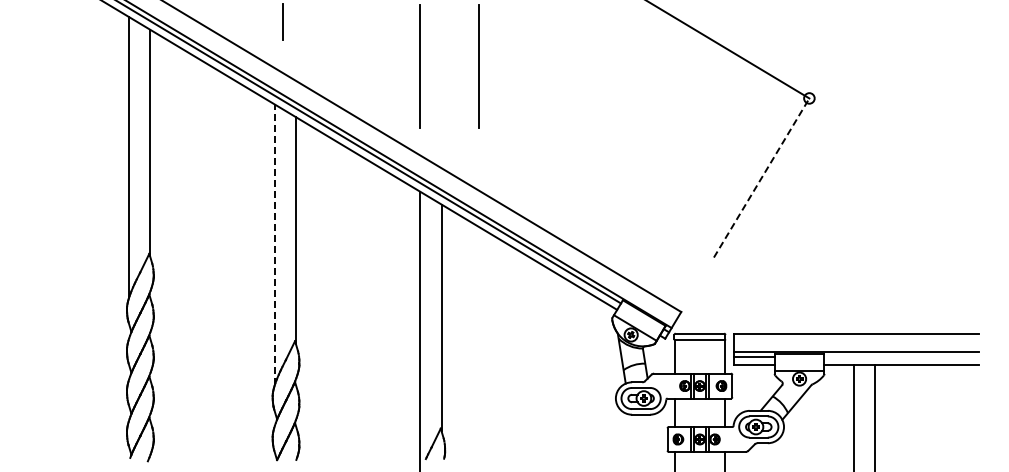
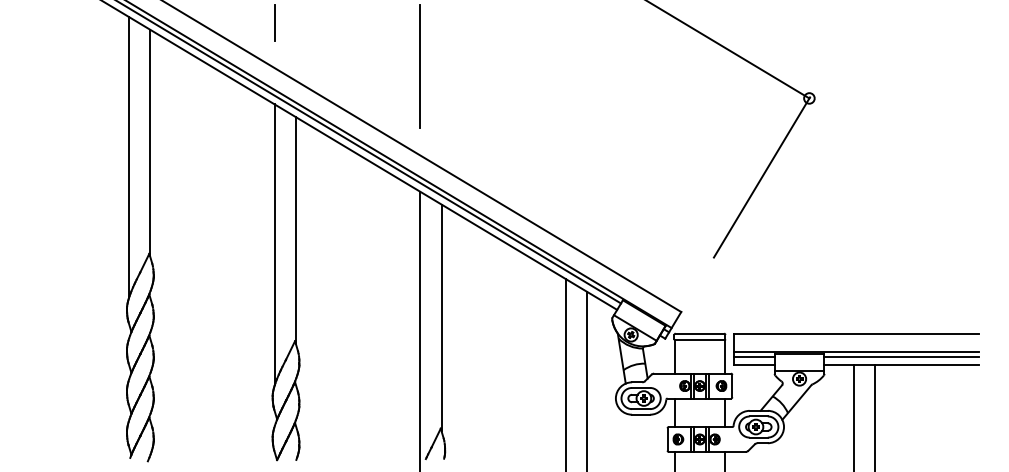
line position: (282, 21) -> (274, 22) (274, 22)
line: present -> none (478, 66)
line: dashed -> solid (762, 177)
line: dashed -> solid (274, 244)
line: none -> present (901, 357)
line: none -> present (566, 373)
line: none -> present (587, 379)
